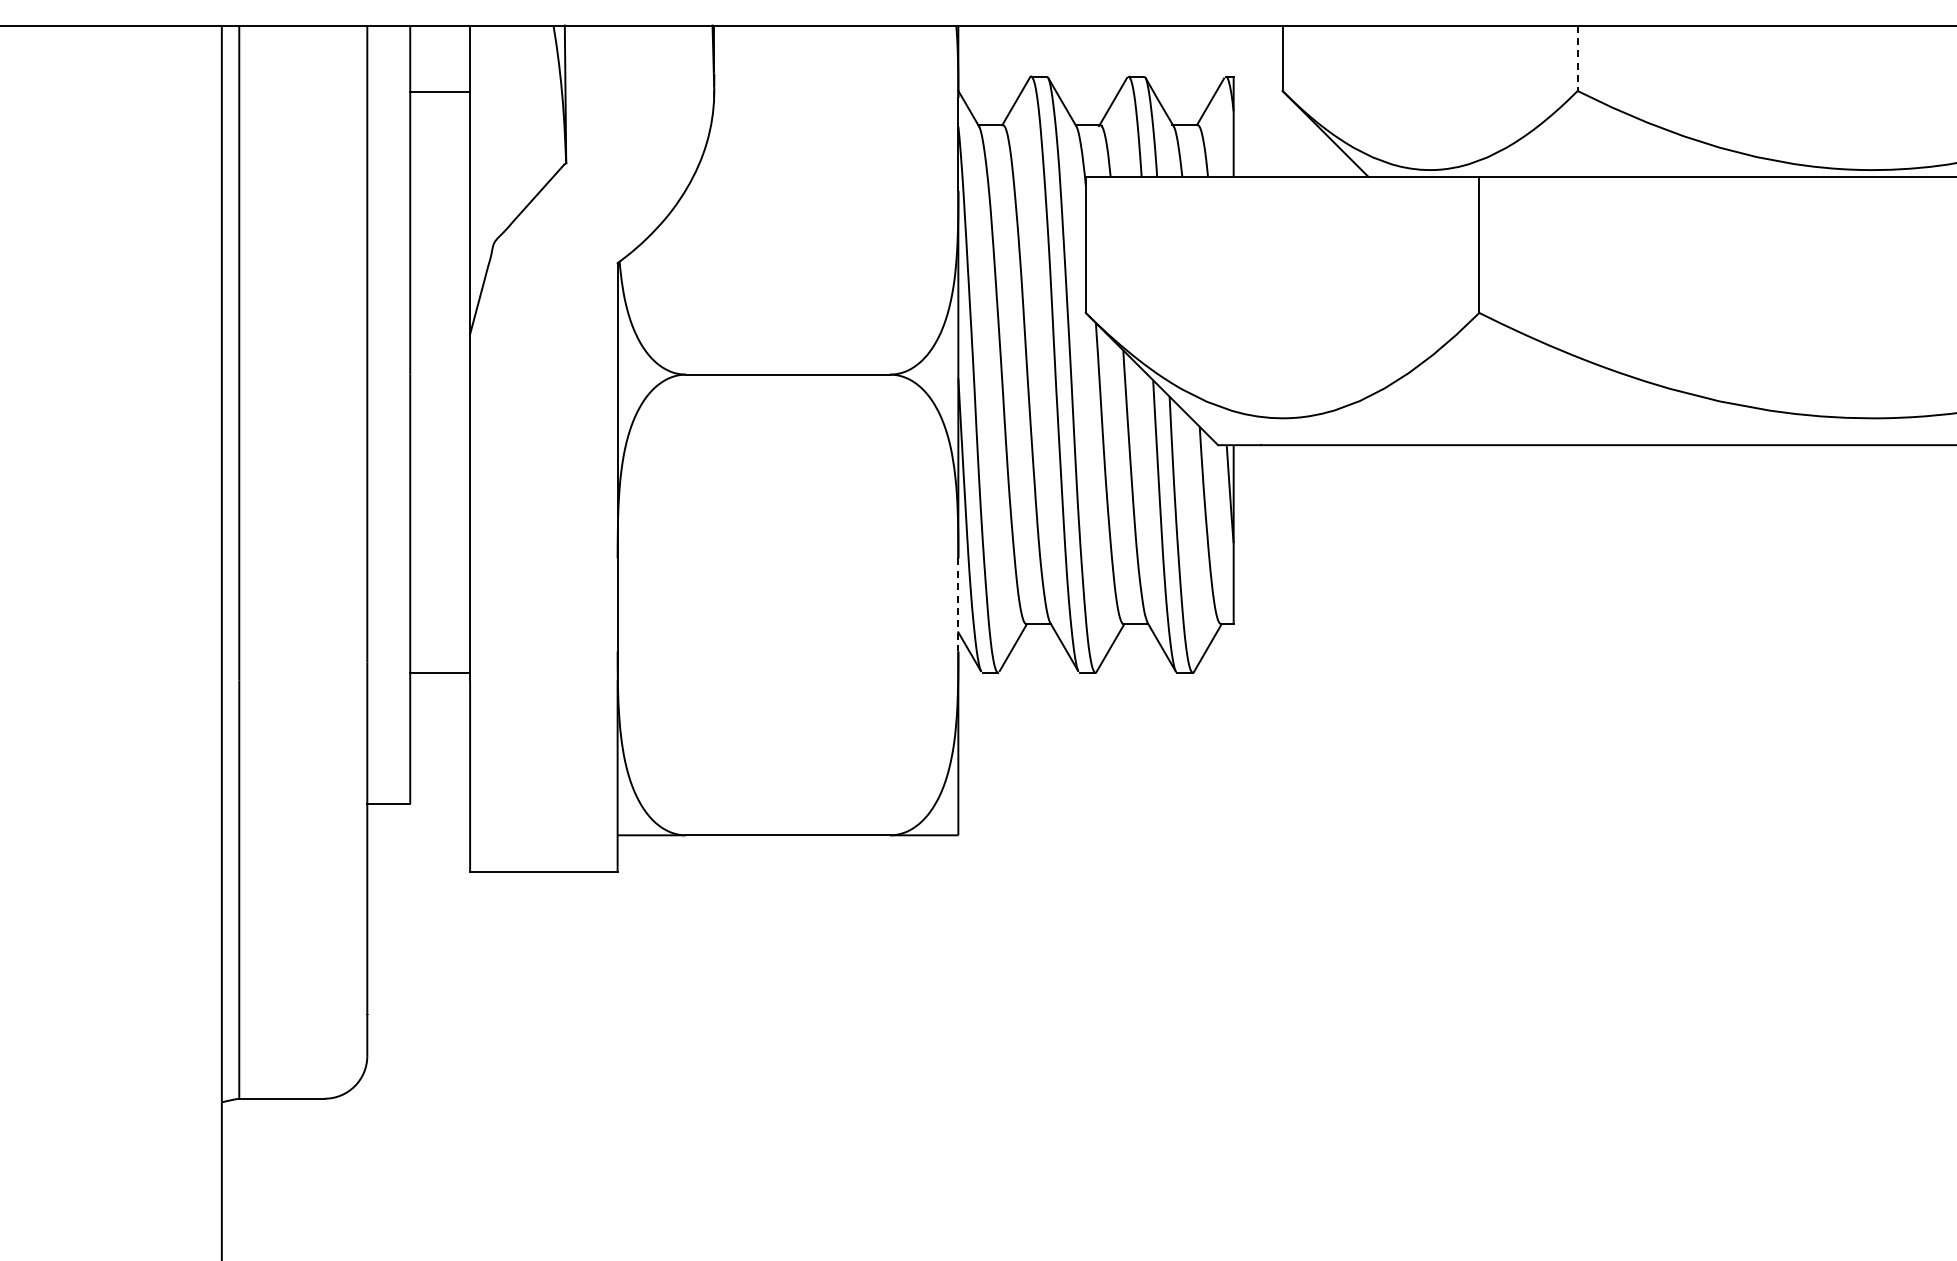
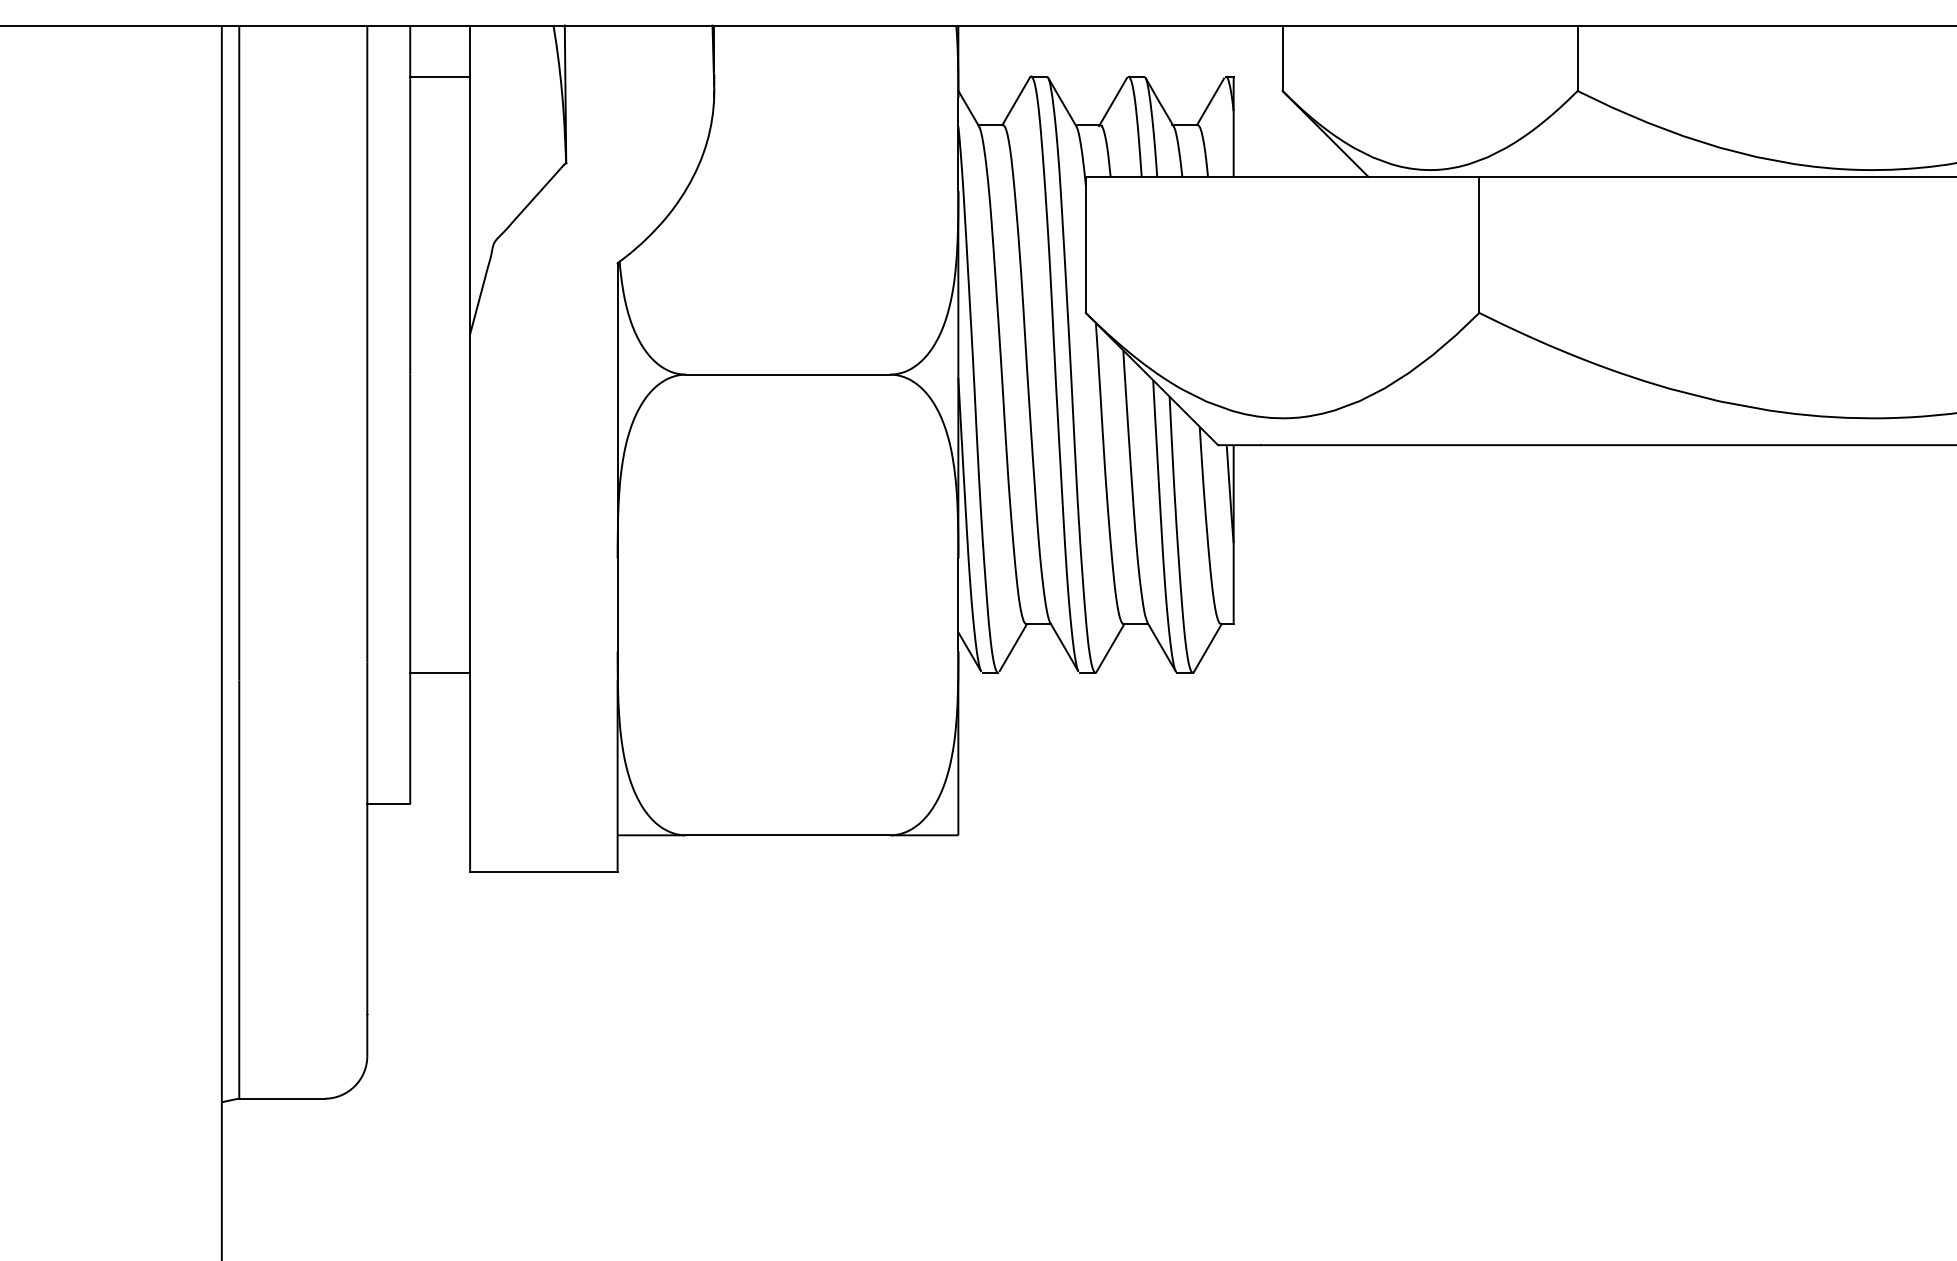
line: dashed -> solid (1577, 58)
line position: (440, 91) -> (440, 76) (440, 76)
line: dashed -> solid (958, 605)
